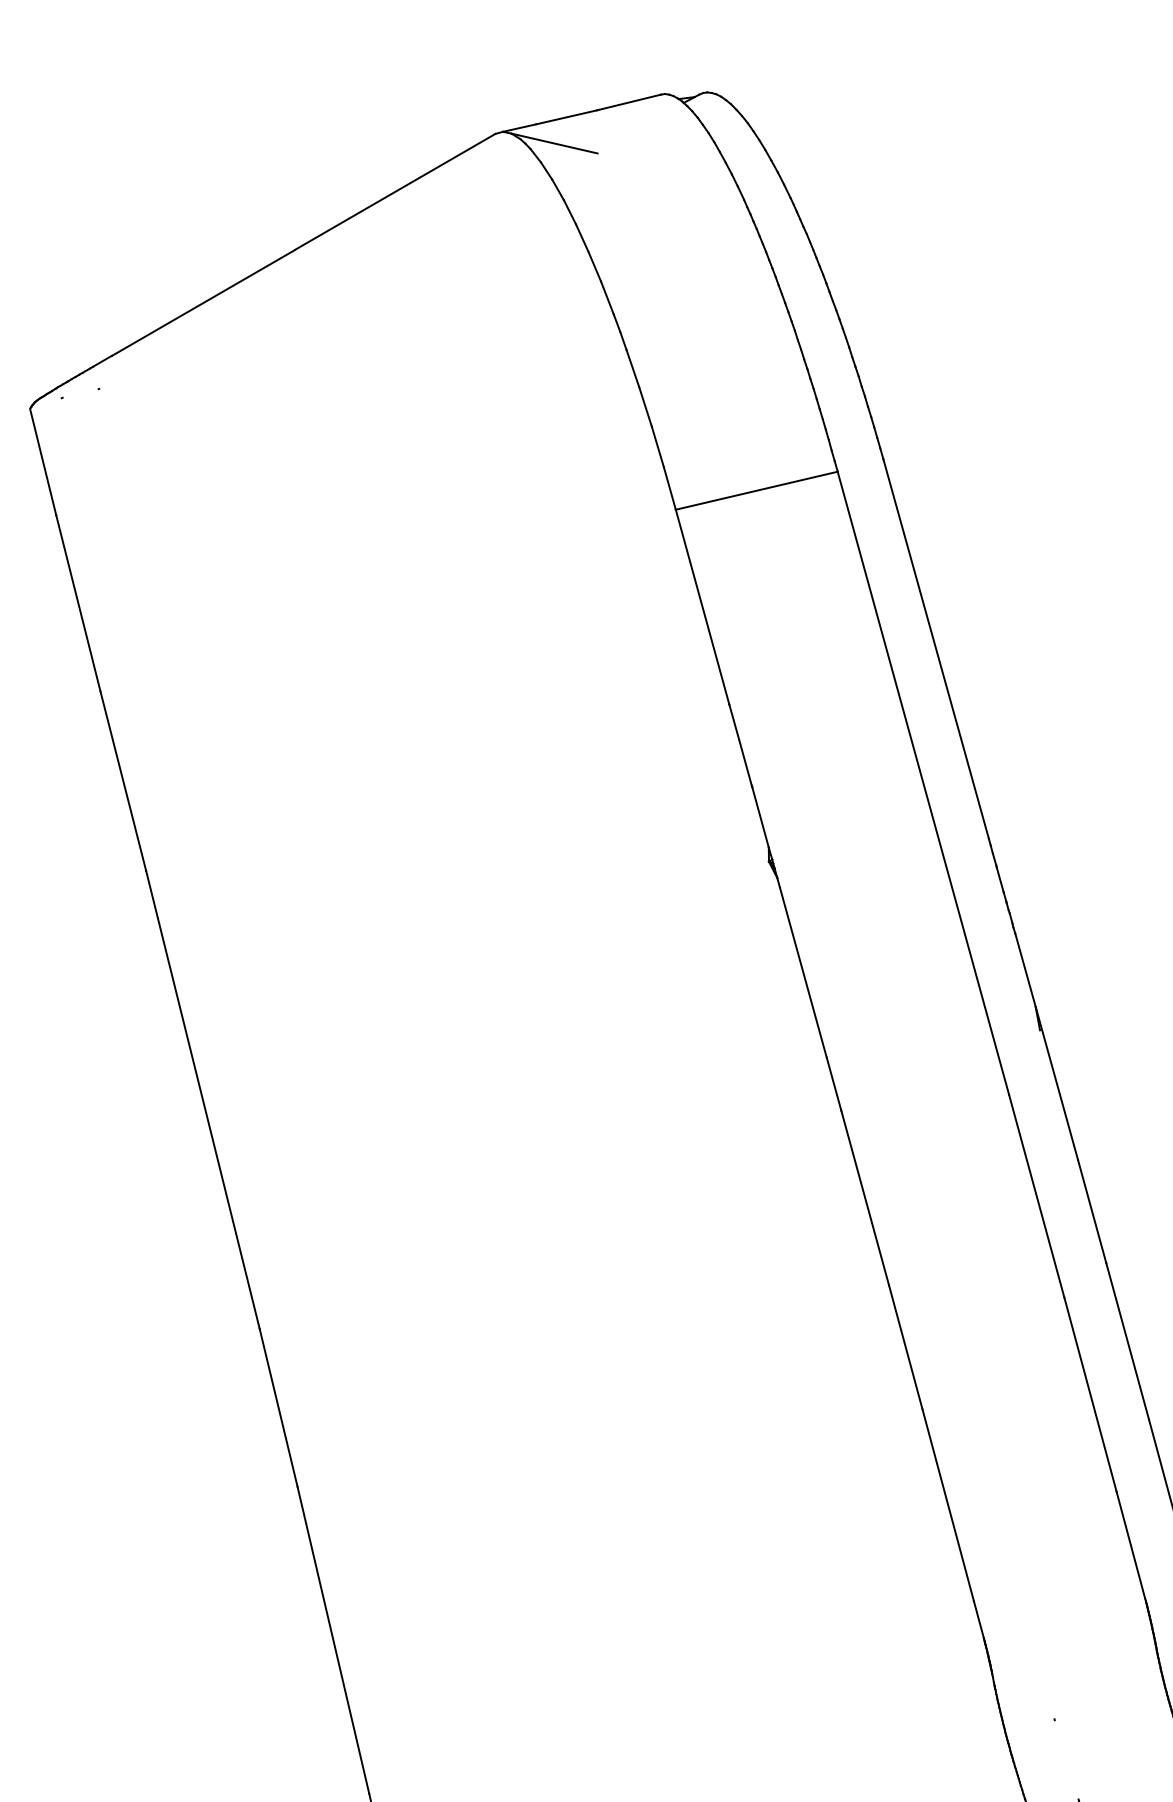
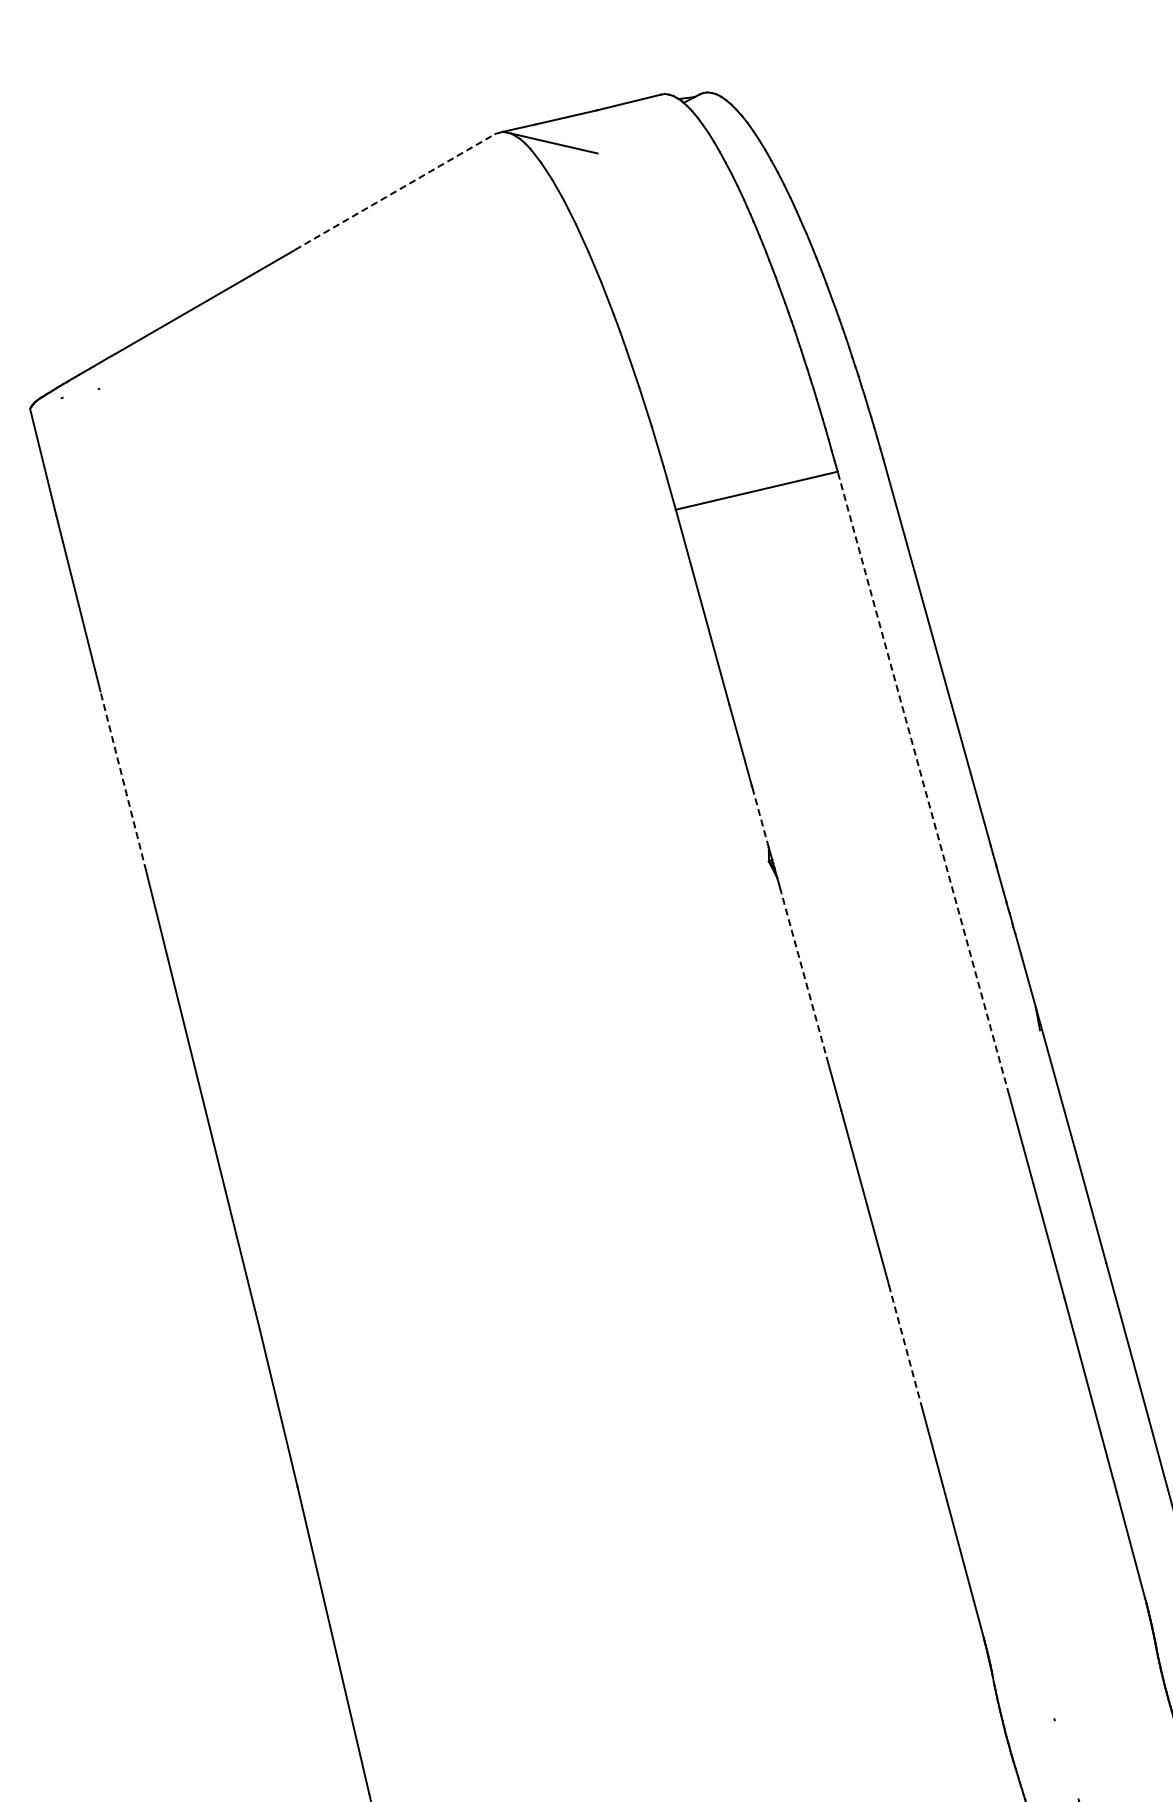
line: solid -> dashed (395, 191)
line: solid -> dashed (123, 781)
line: solid -> dashed (923, 782)
line: solid -> dashed (760, 816)
line: solid -> dashed (803, 973)
line: solid -> dashed (905, 1347)
